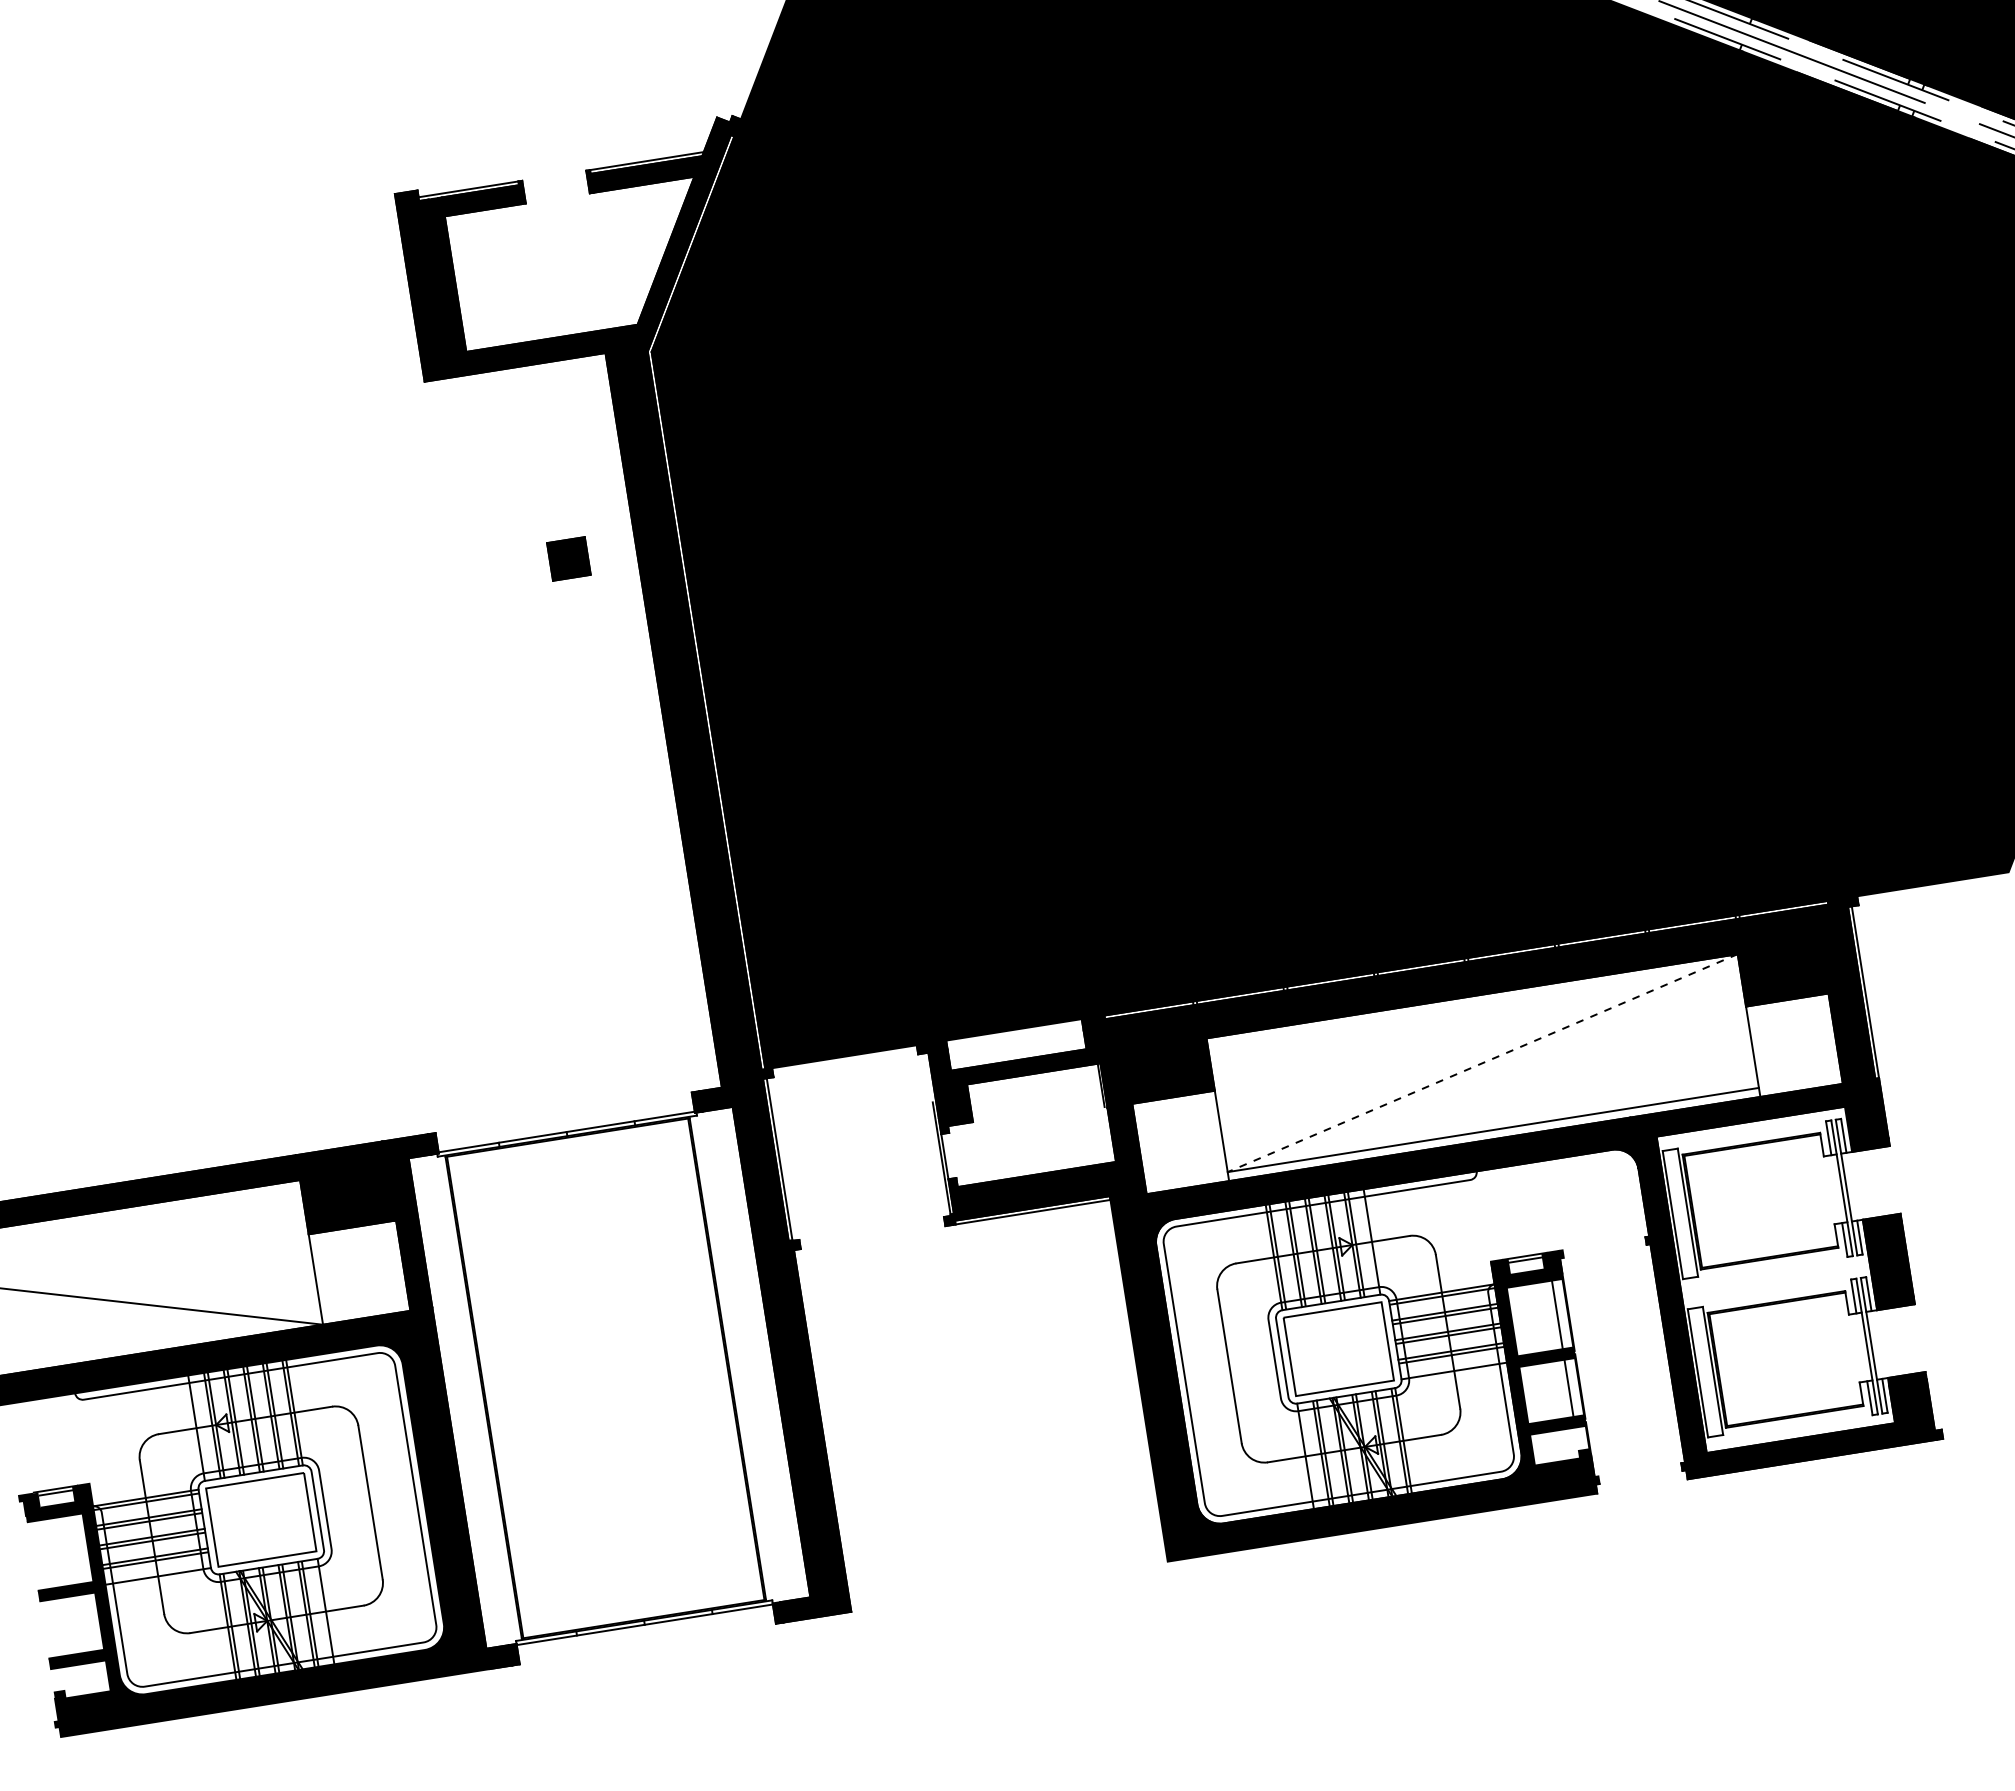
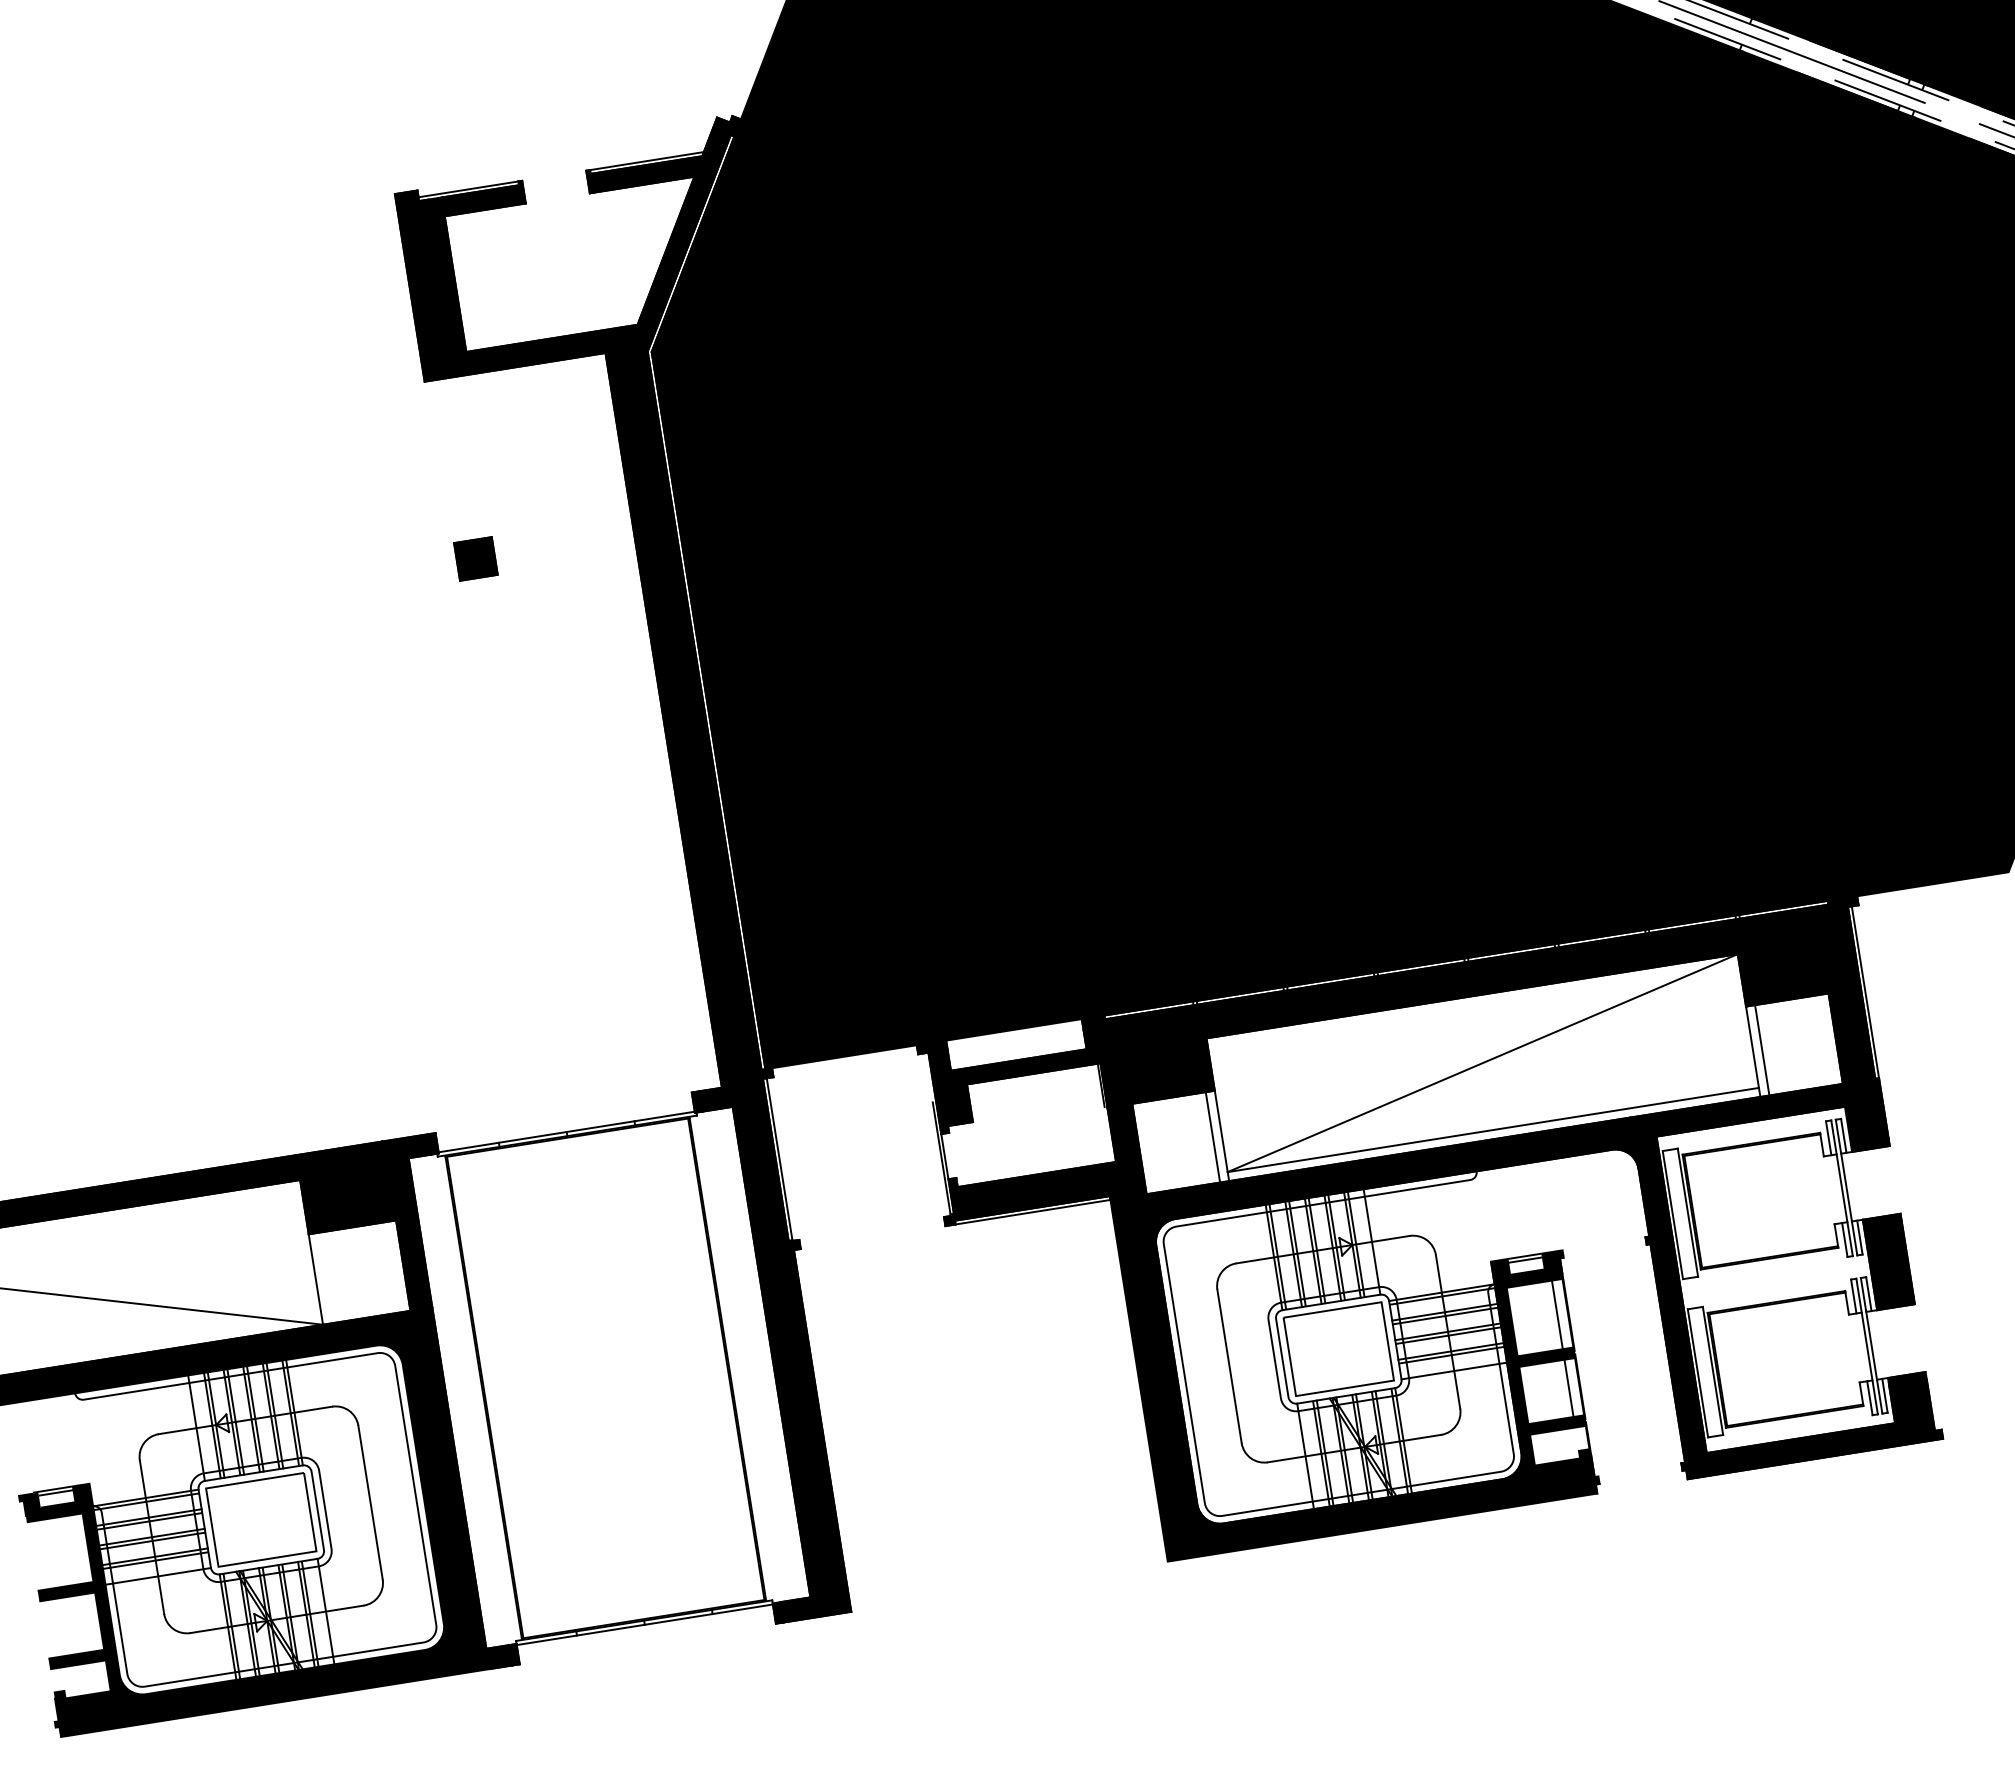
part position: (568, 558) -> (475, 558) (475, 558)
line: none -> present (1762, 1050)
line: dashed -> solid (1482, 1063)
line: none -> present (1212, 1137)
